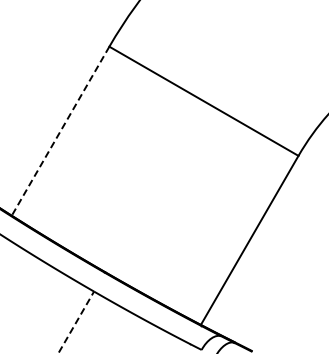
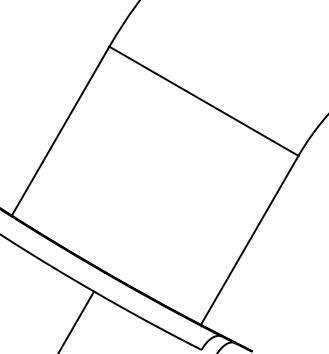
line: dashed -> solid (60, 131)
line: dashed -> solid (76, 322)
